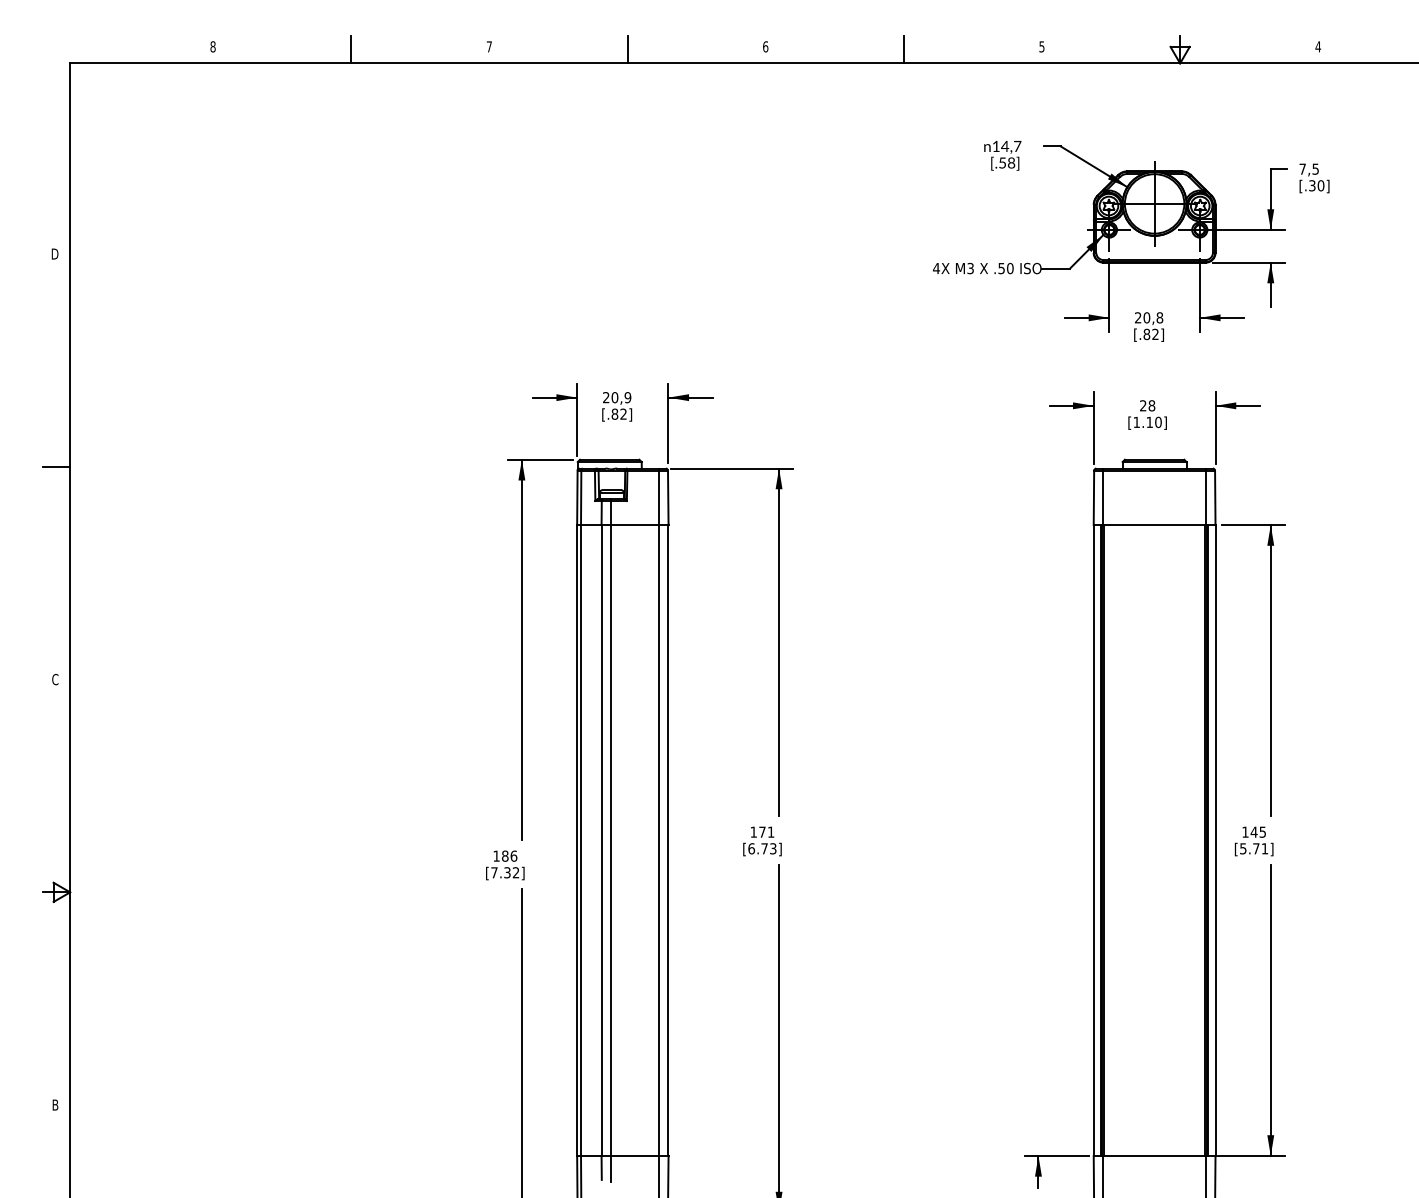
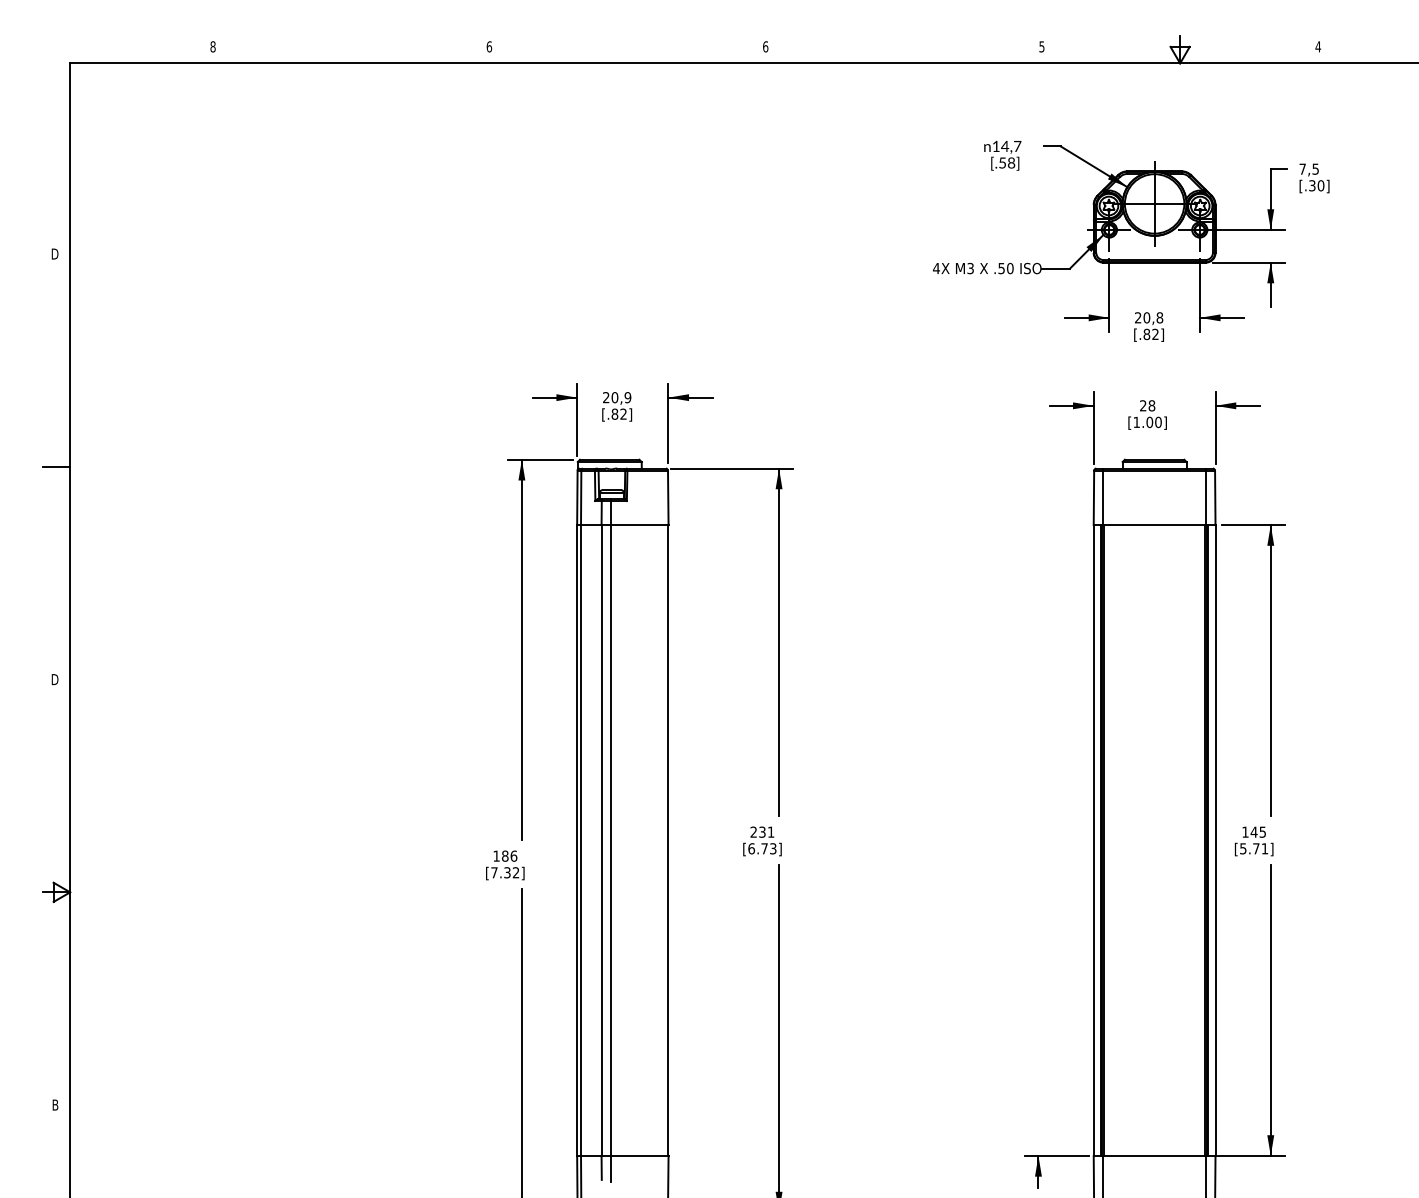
text: 7 -> 6 (489, 46)
line: present -> none (351, 49)
line: present -> none (627, 49)
line: present -> none (903, 49)
text: [1.10] -> [1.00] (1149, 422)
text: C -> D (54, 679)
line: present -> none (658, 831)
text: 171 -> 231 (757, 831)
